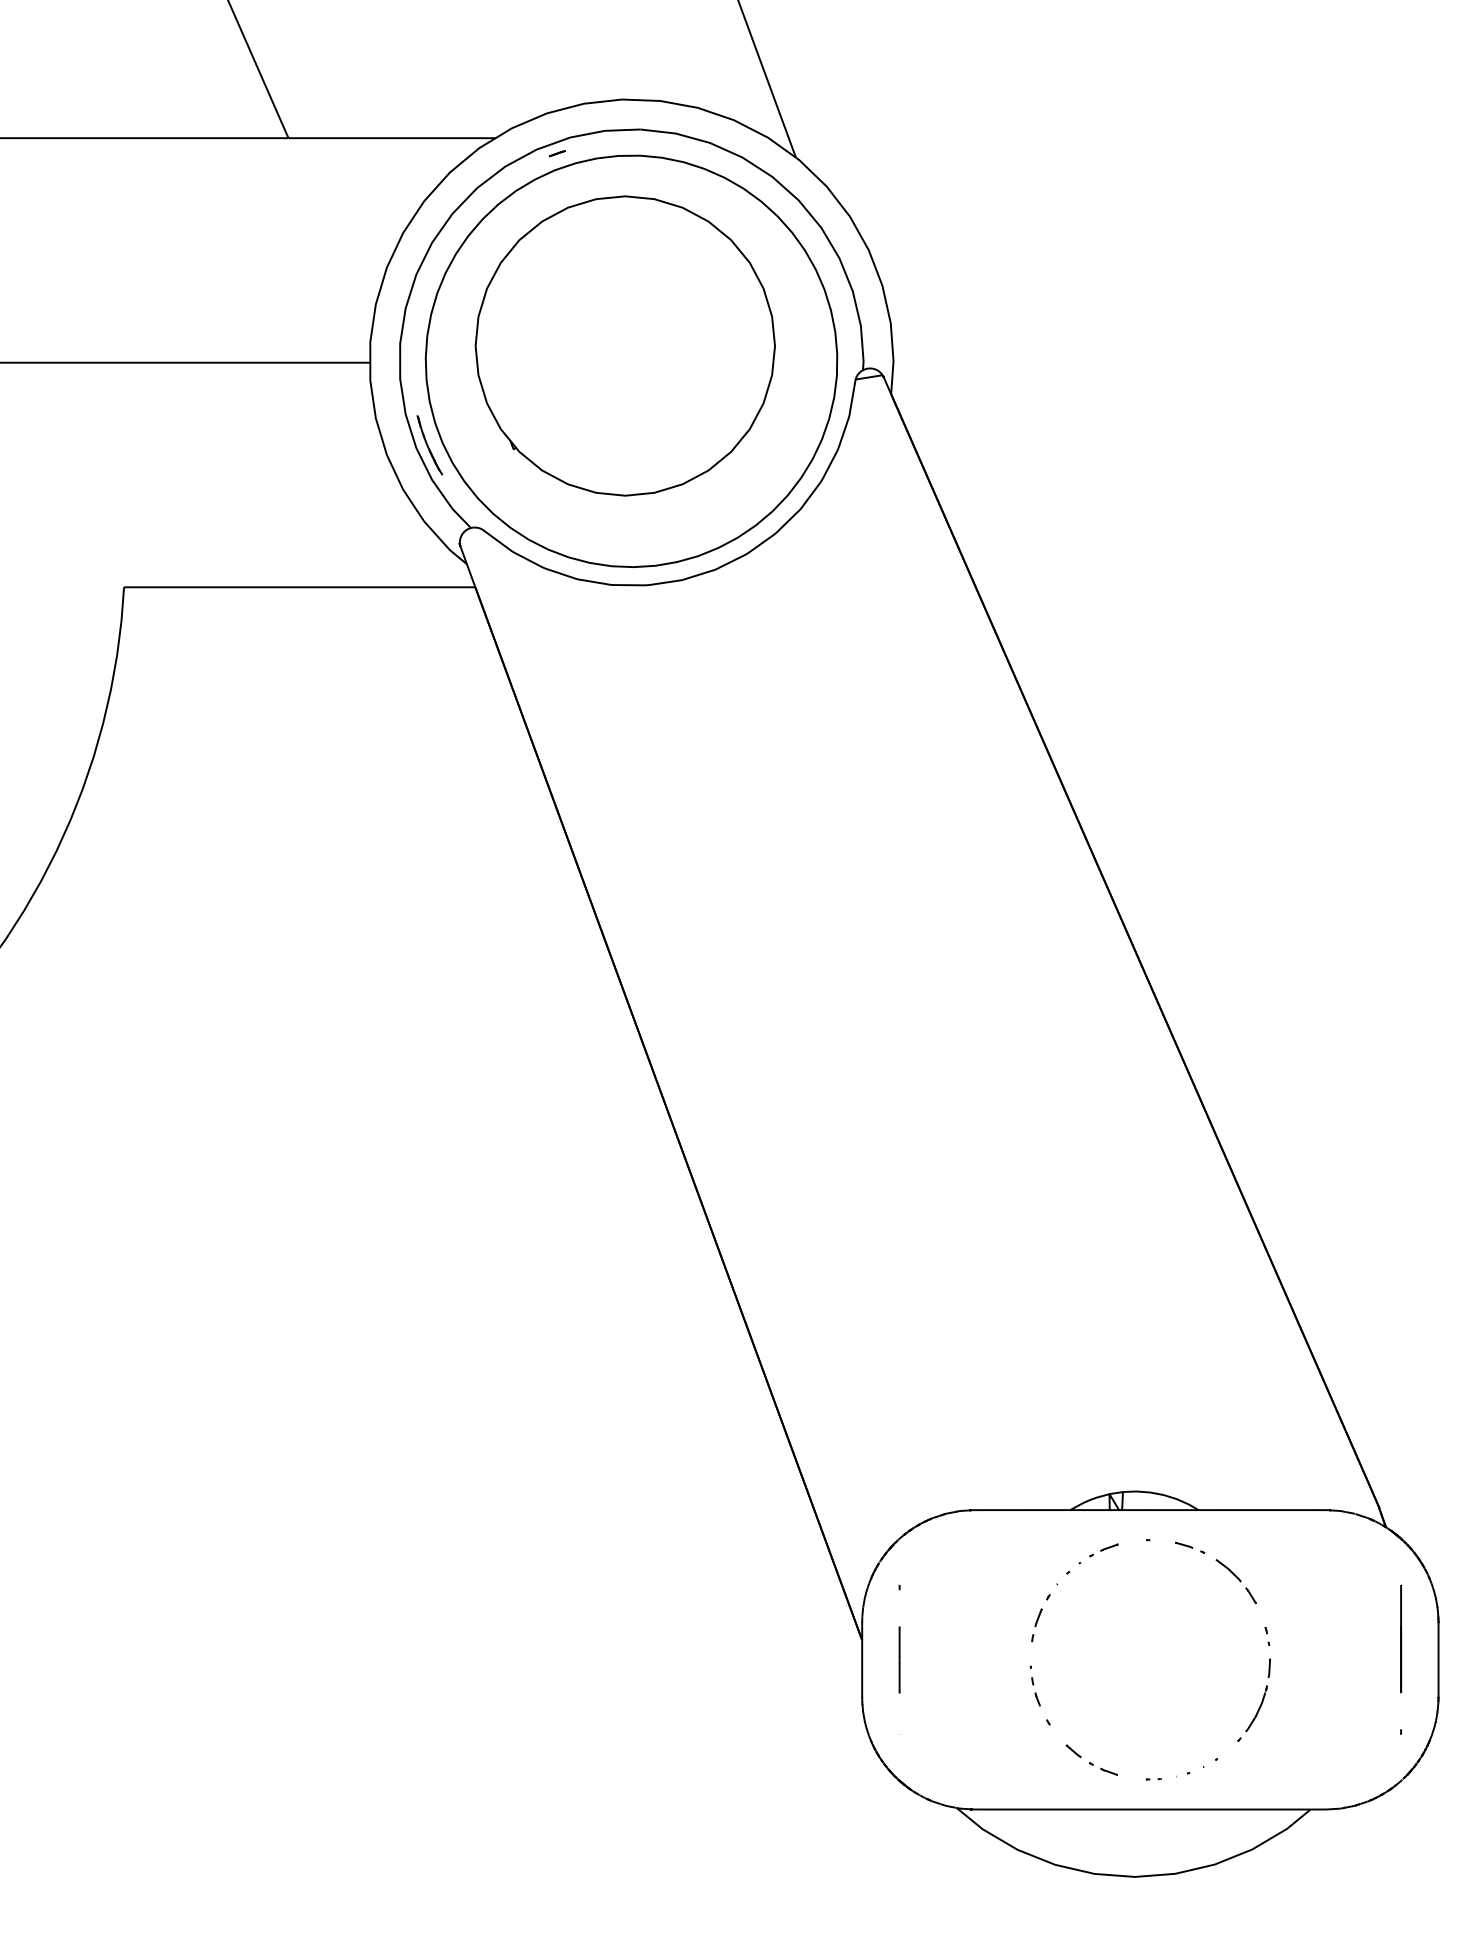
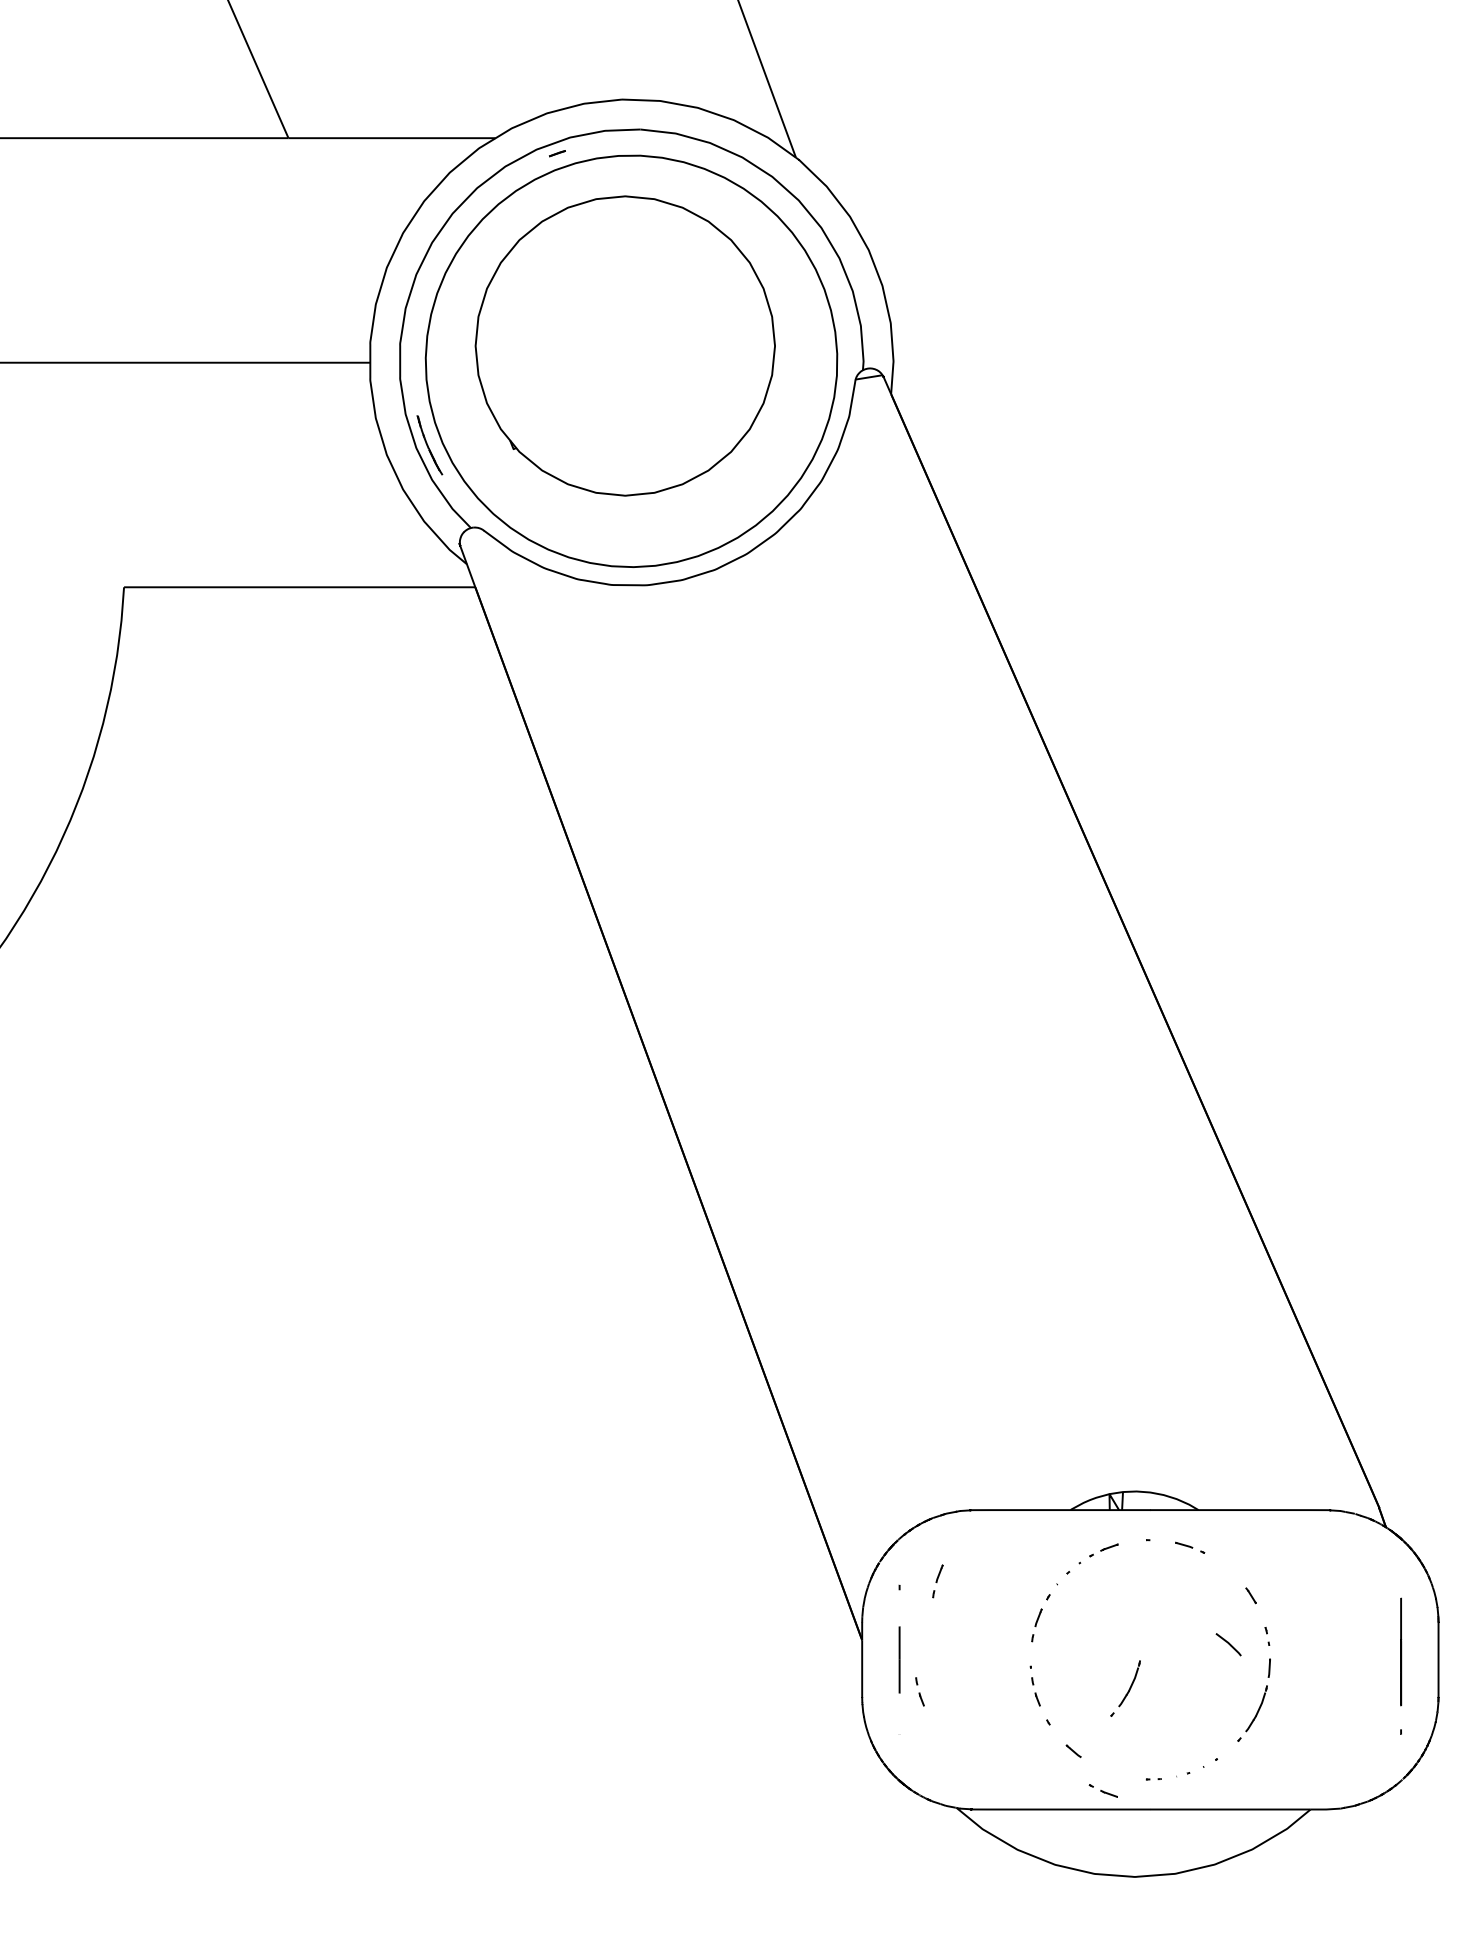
line position: (1228, 1570) -> (1228, 1644) (1228, 1644)
part: none -> present (937, 1581)
line position: (1401, 1638) -> (1401, 1651) (1401, 1651)
part: none -> present (1125, 1688)
part: none -> present (919, 1691)
part position: (1102, 1768) -> (1102, 1790) (1102, 1790)
